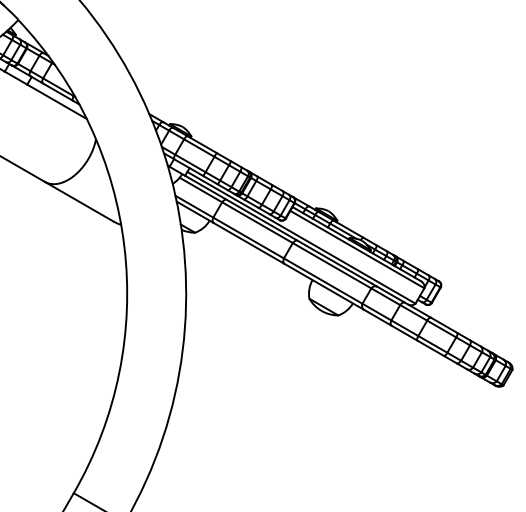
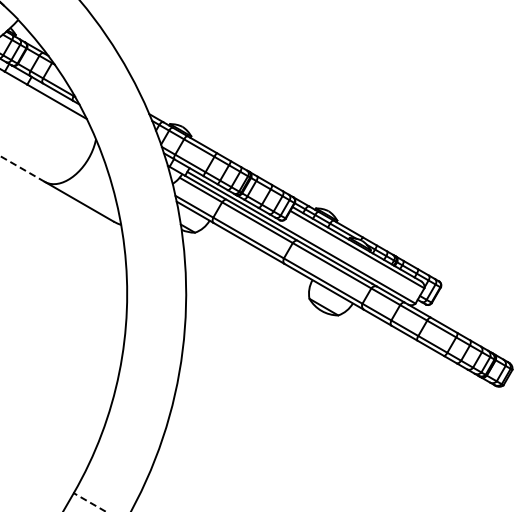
line: solid -> dashed (23, 169)
line: solid -> dashed (89, 502)
